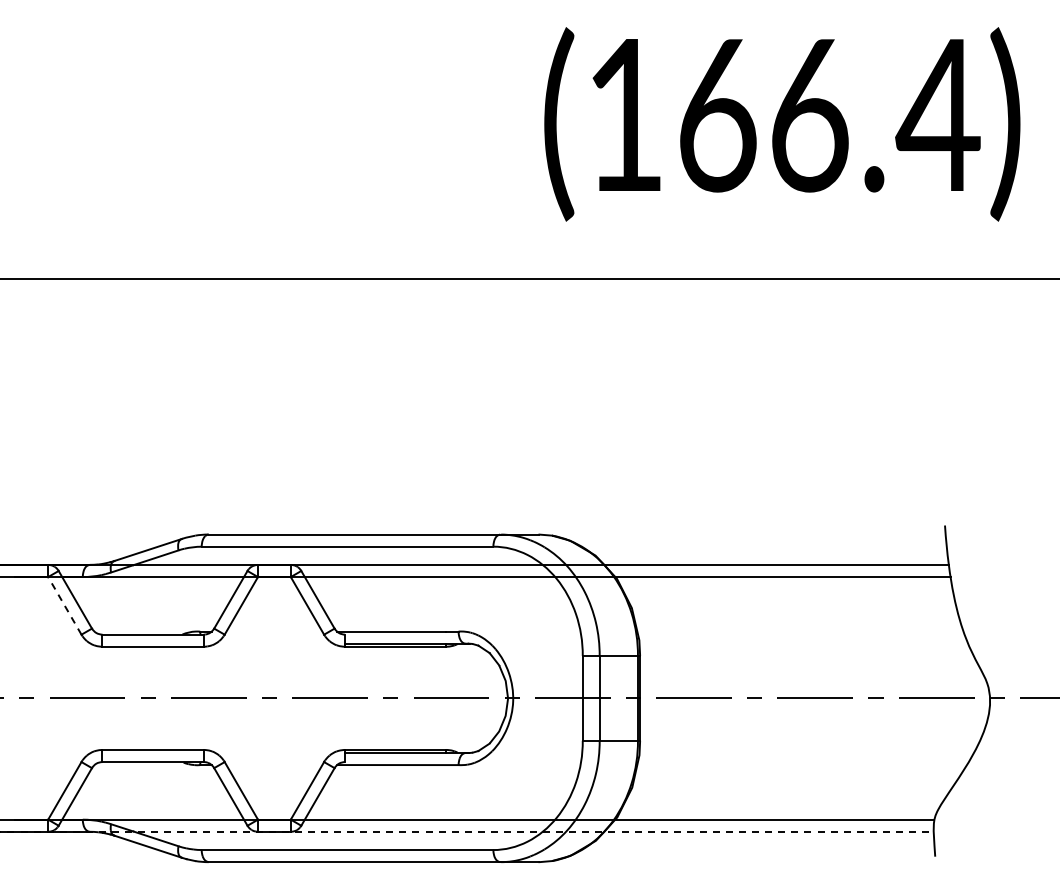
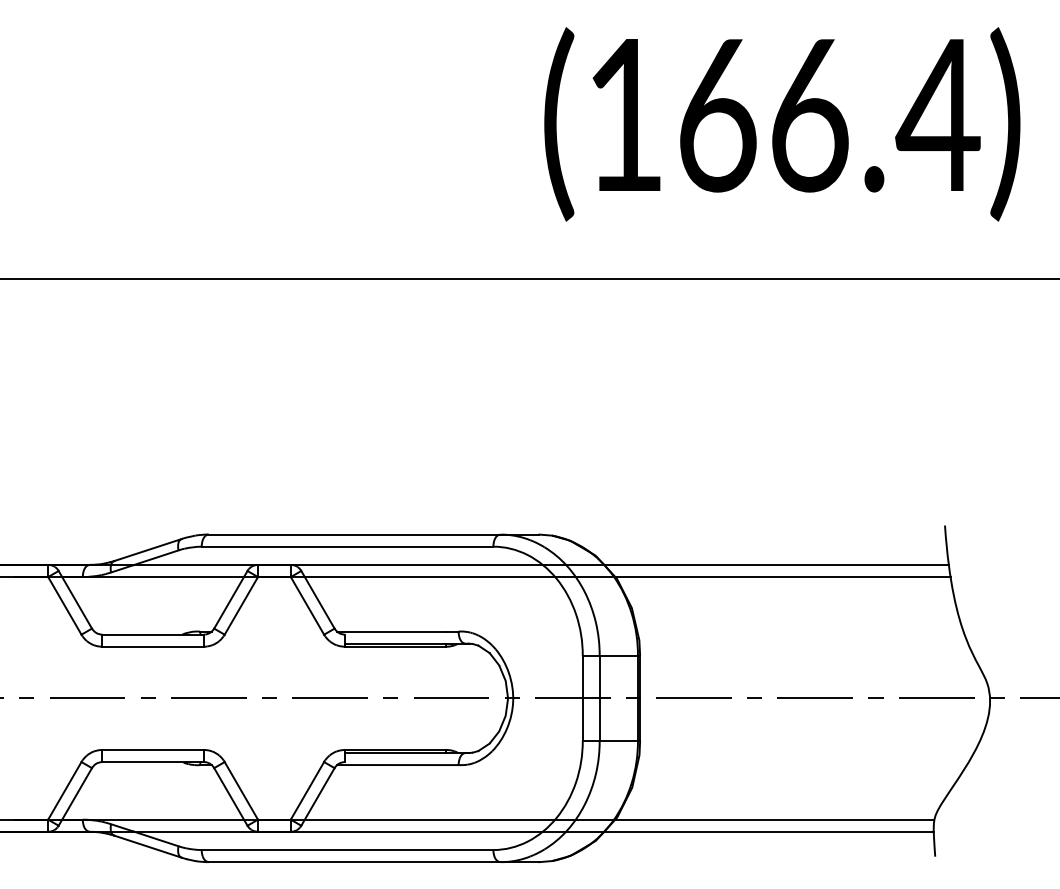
line: dashed -> solid (64, 605)
line: dashed -> solid (467, 831)
